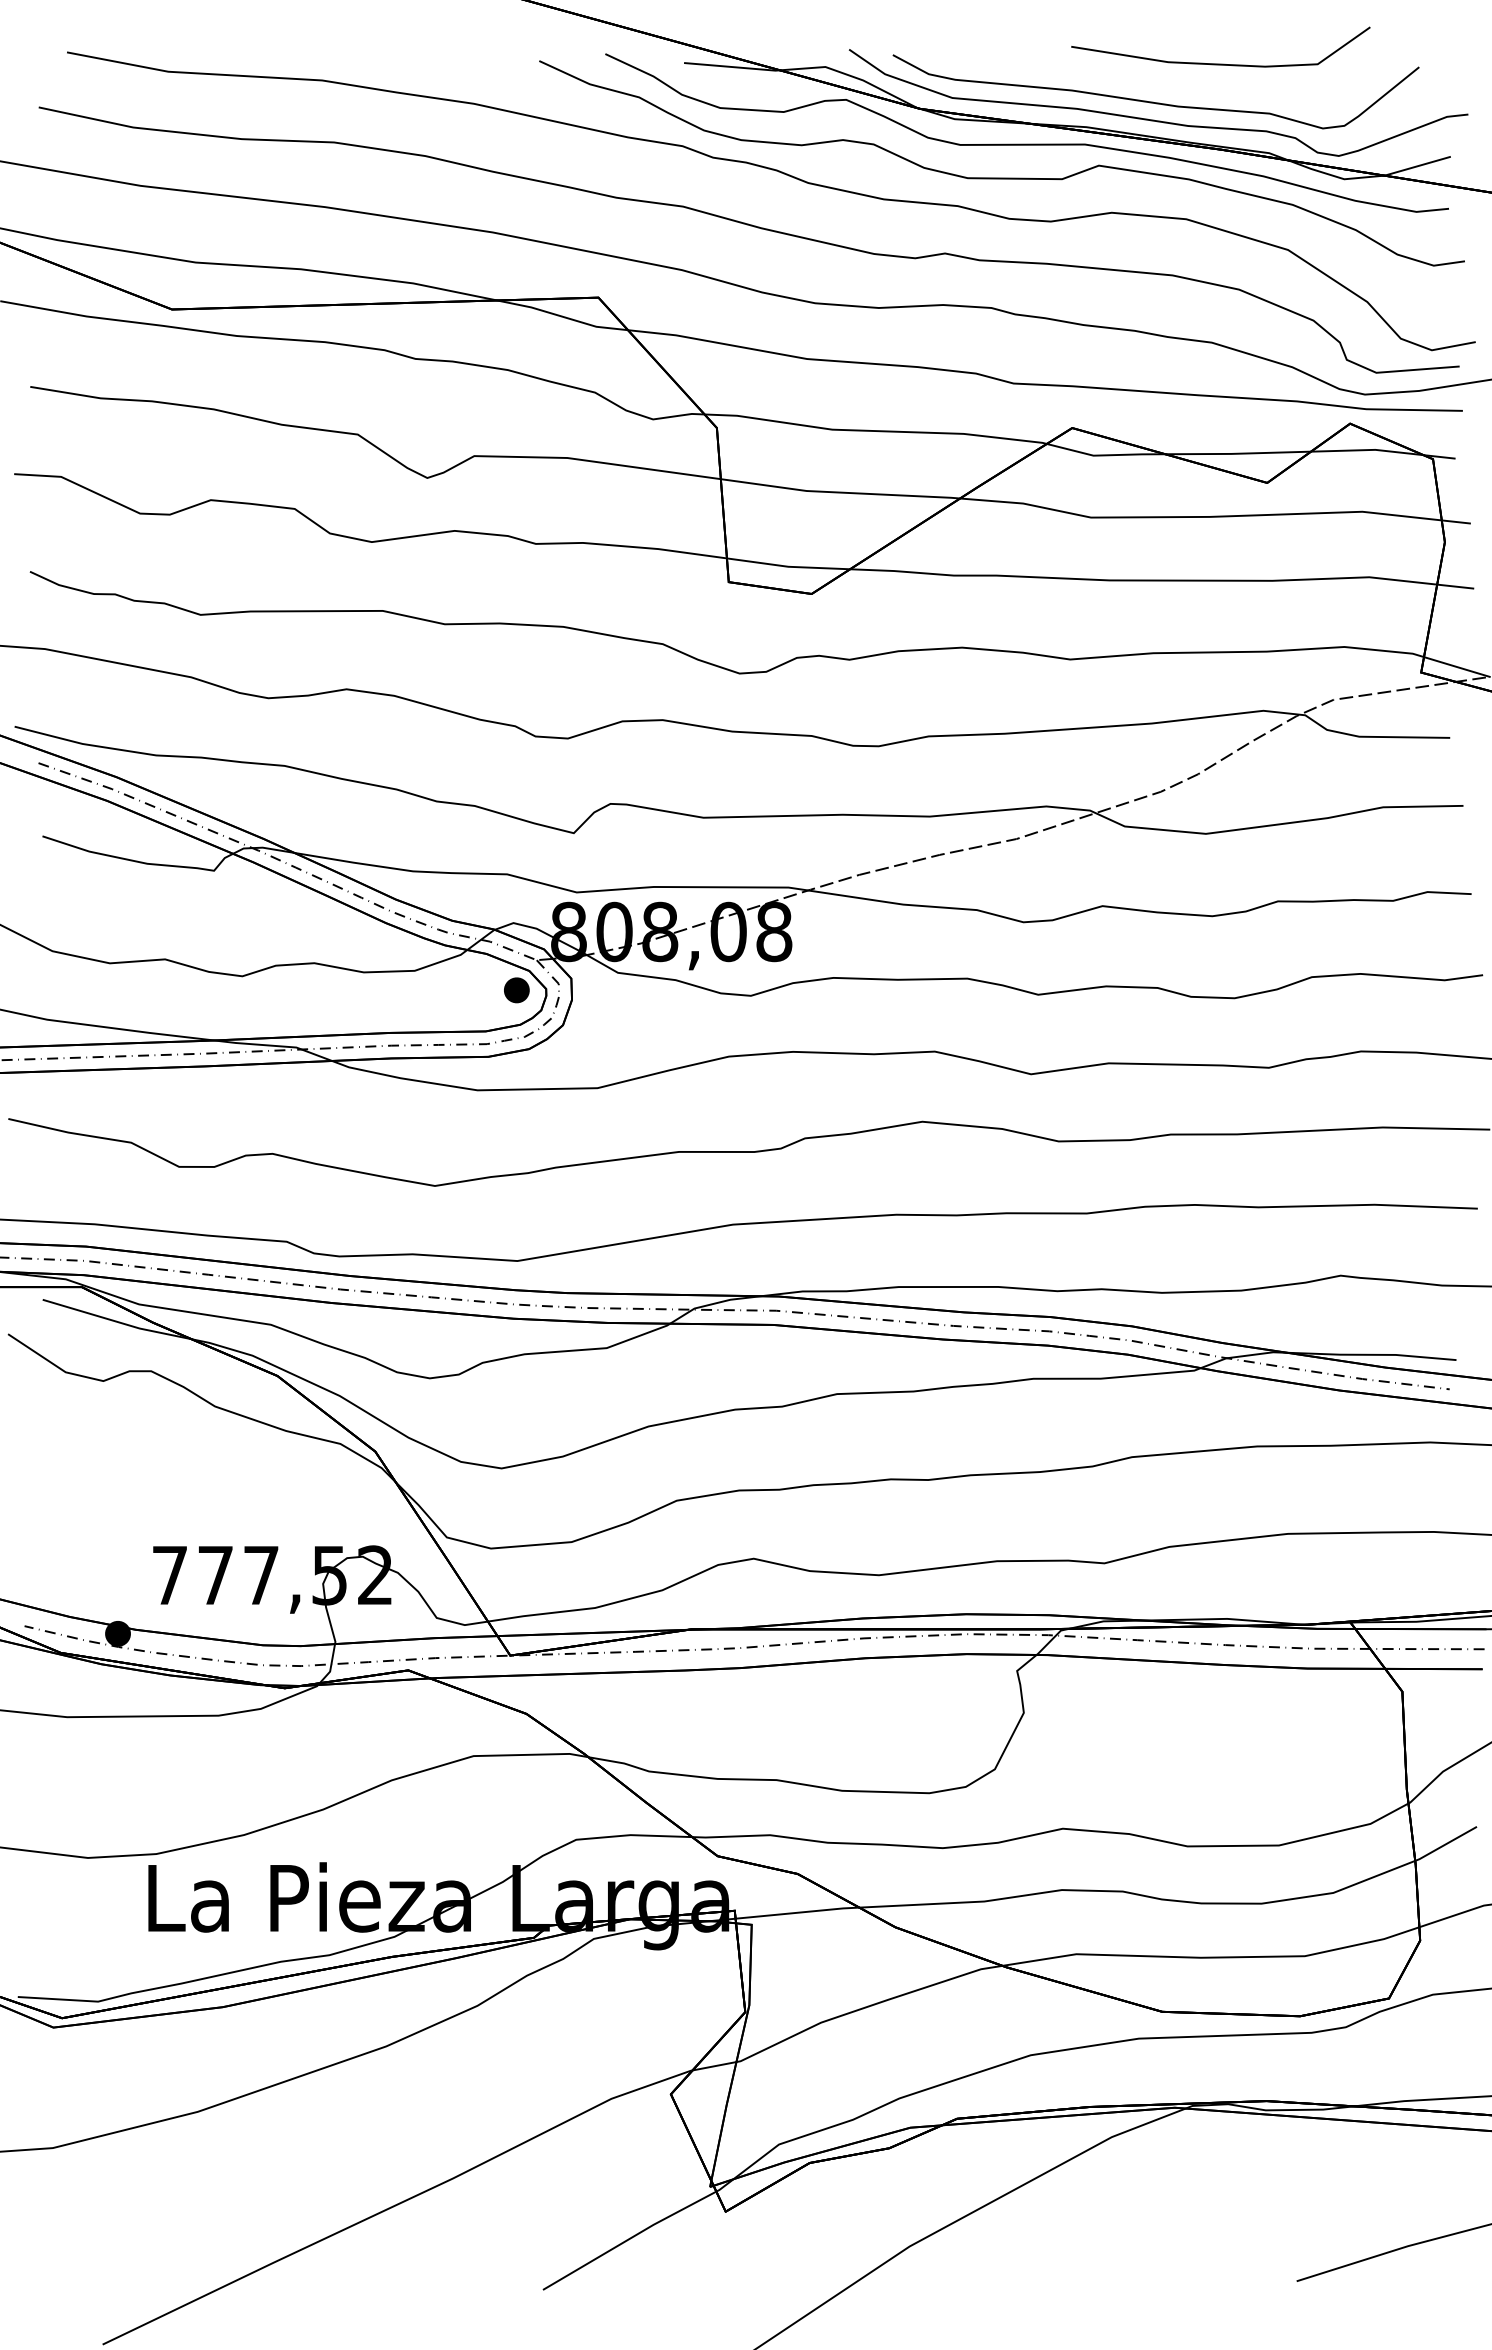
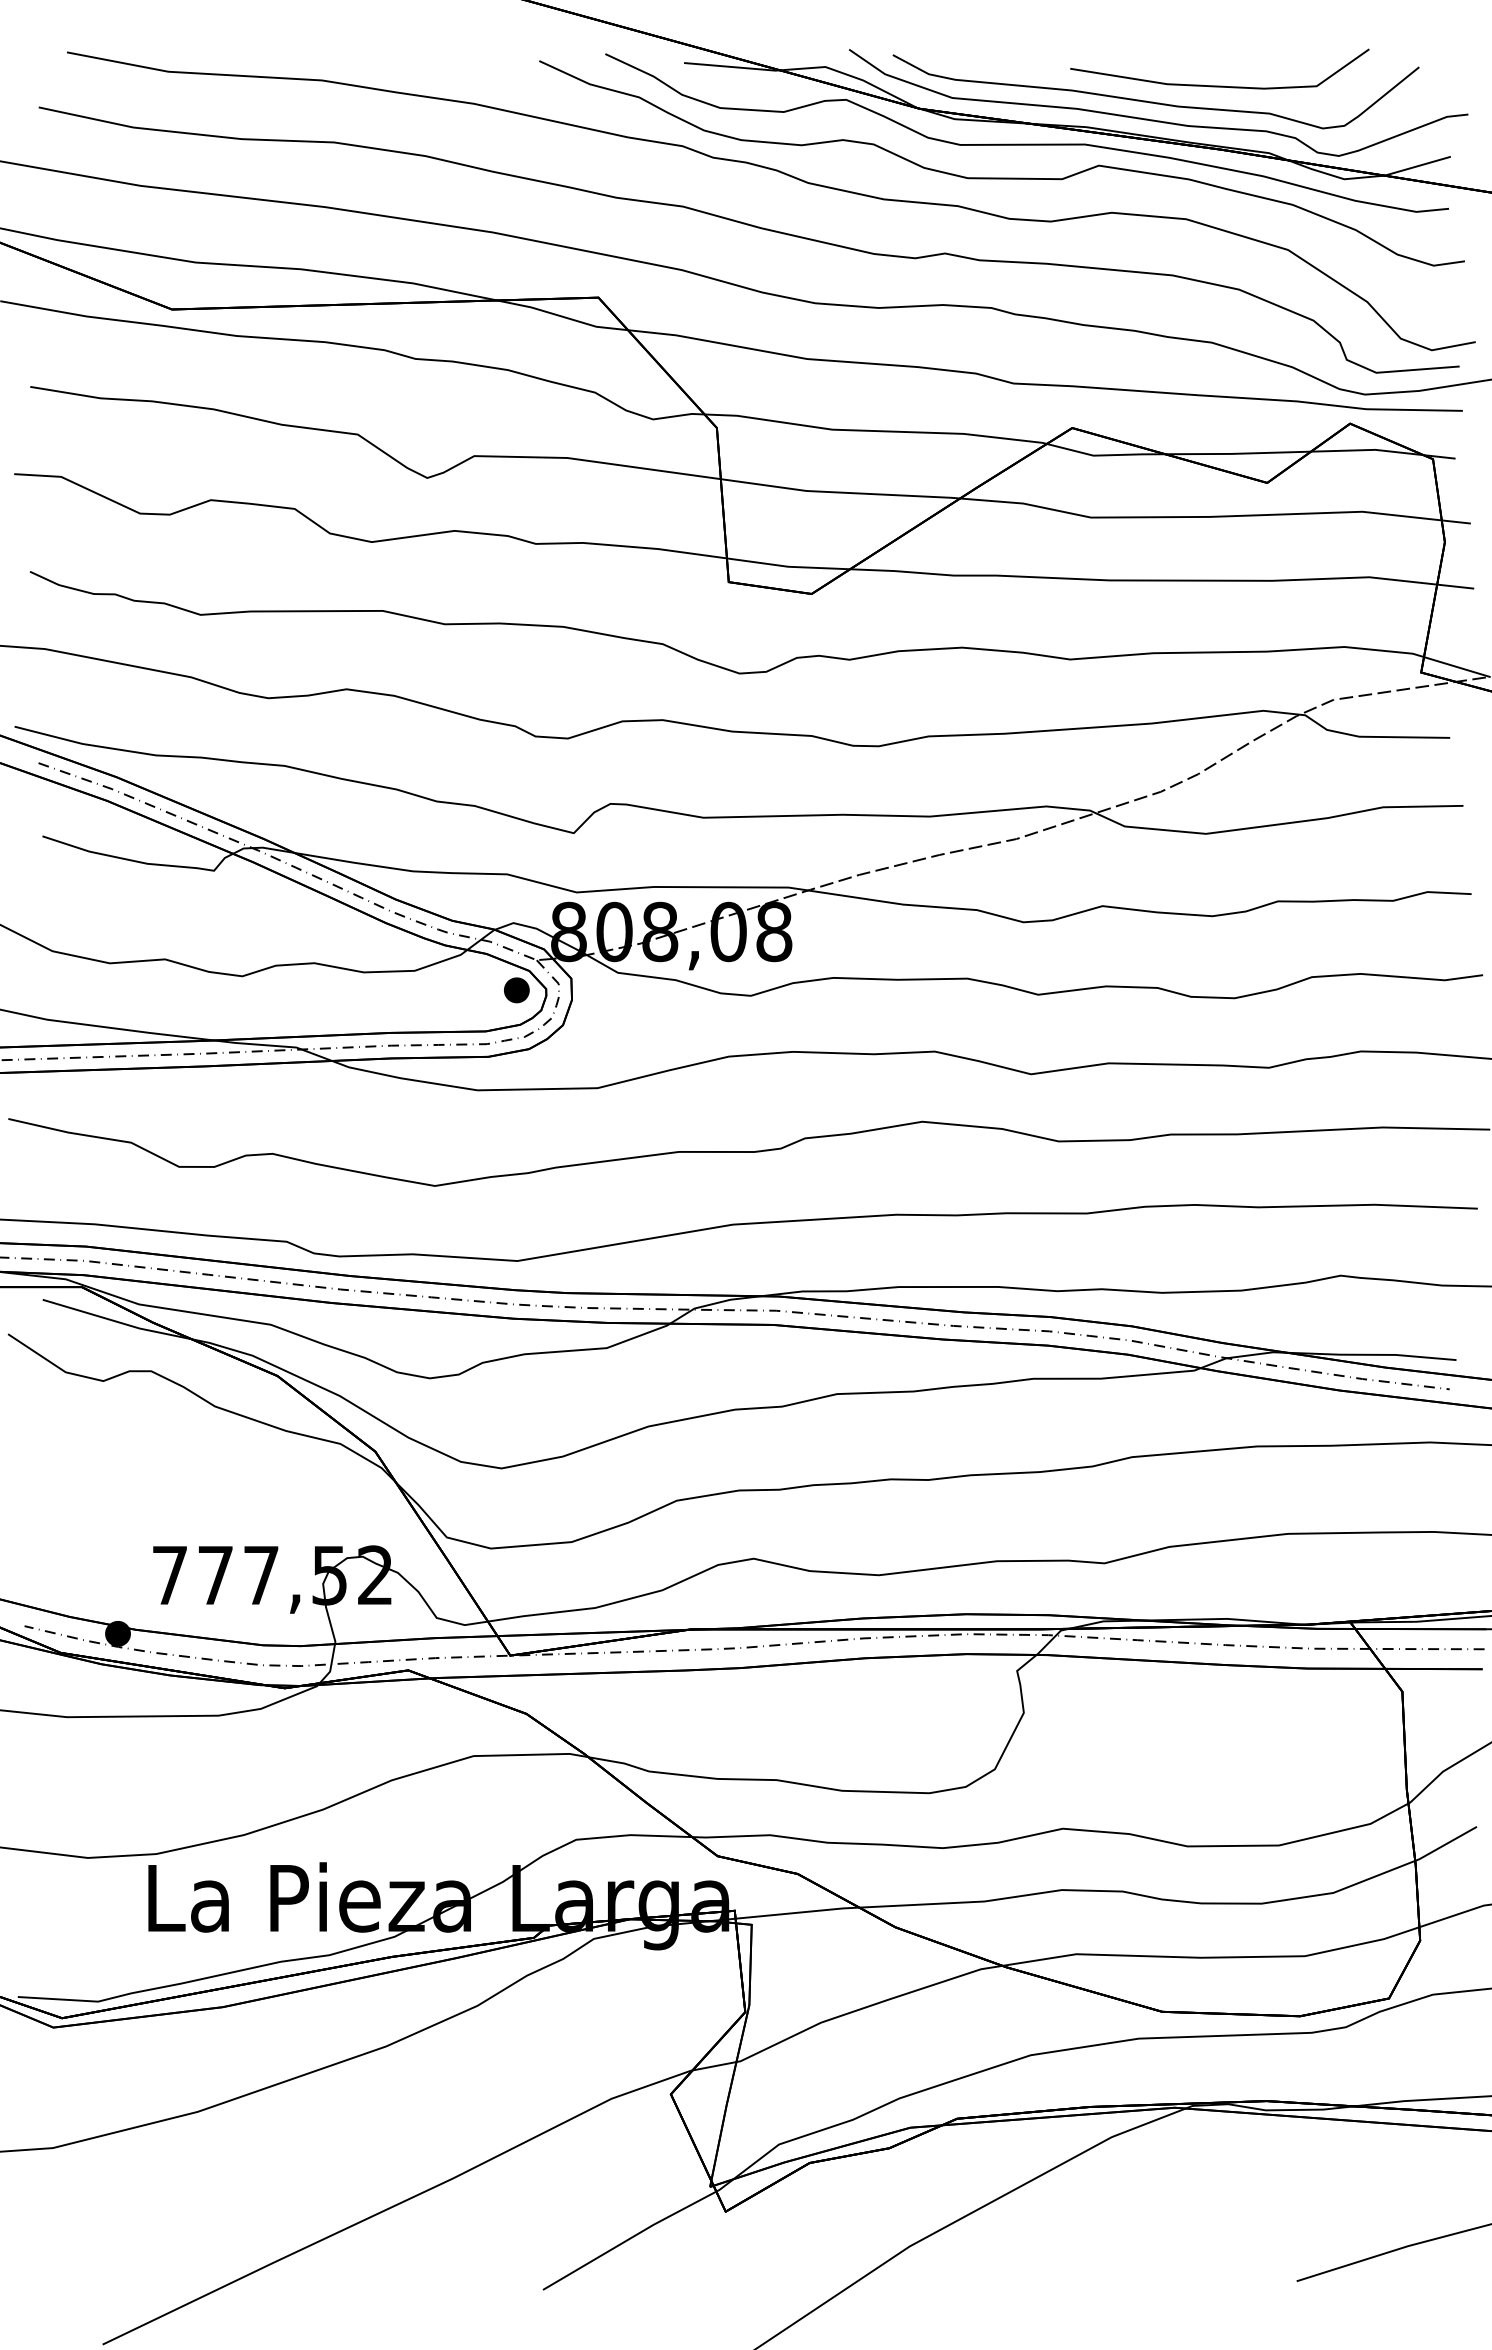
line position: (1220, 63) -> (1219, 85) (1219, 85)
